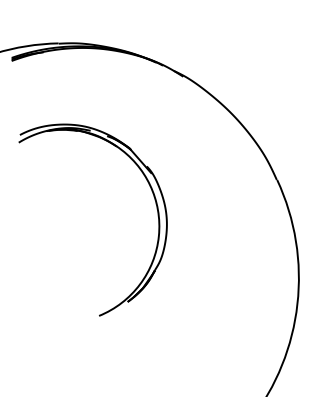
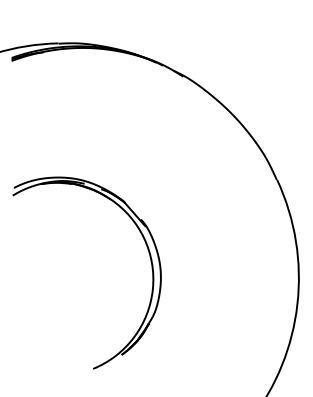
part position: (155, 204) -> (149, 257) (149, 257)
